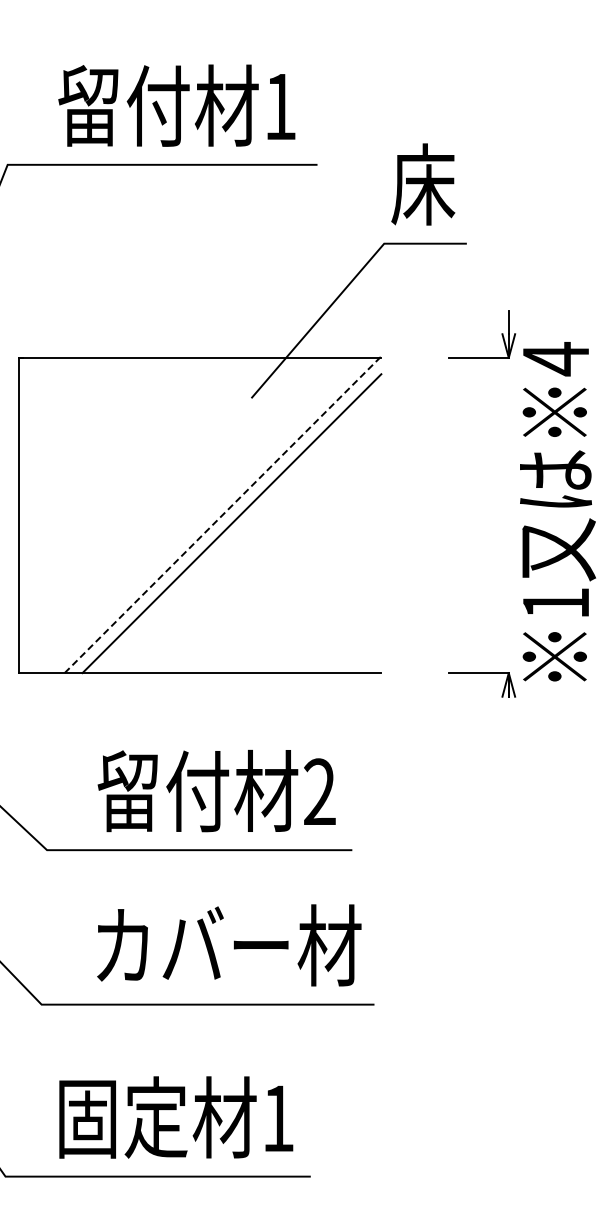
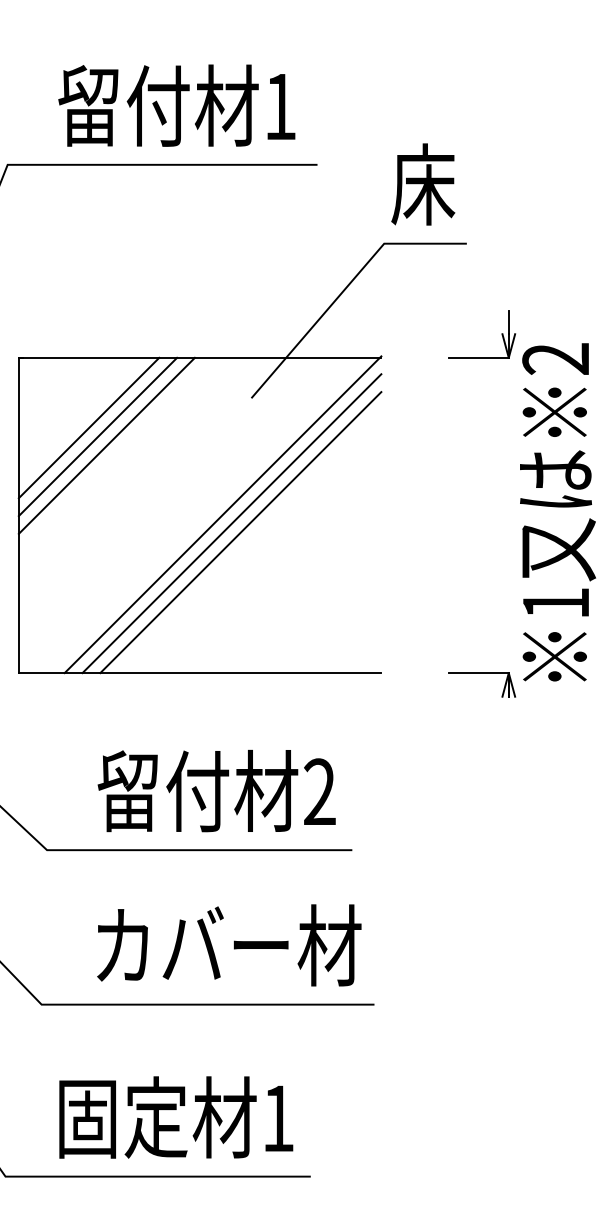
text: 4 -> 2 (555, 359)
line: none -> present (88, 427)
line: none -> present (97, 436)
line: none -> present (106, 445)
line: dashed -> solid (223, 514)
line: none -> present (240, 532)
